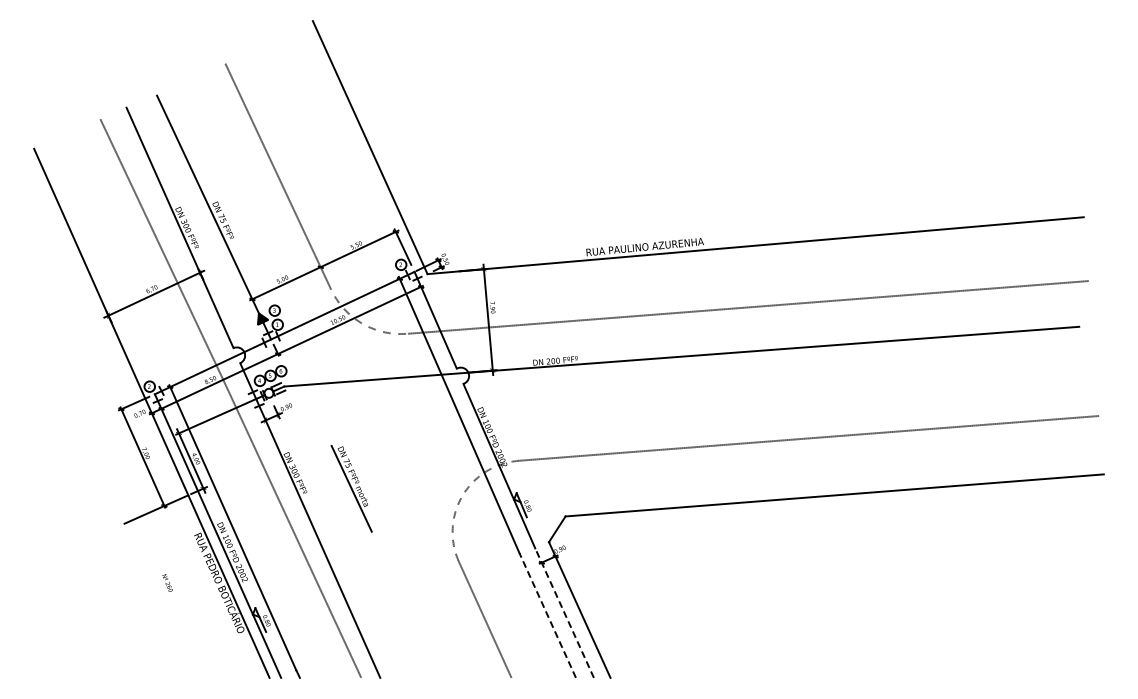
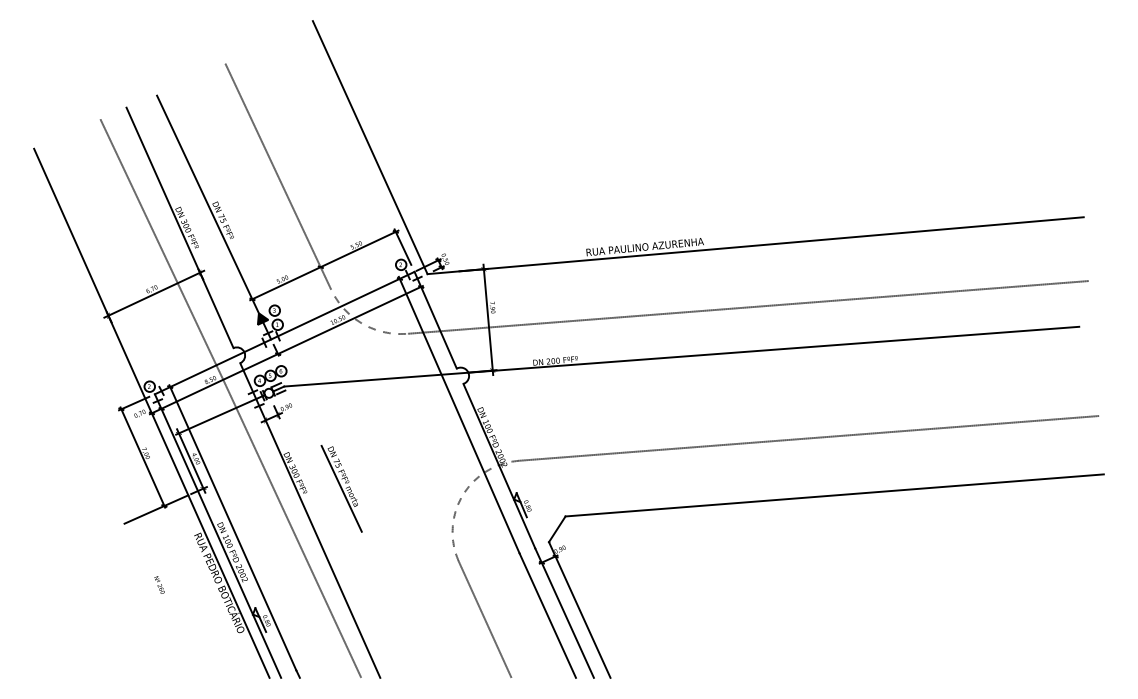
part position: (351, 488) -> (341, 488) (341, 488)
text position: (167, 582) -> (159, 584) (159, 584)
line: dashed -> solid (564, 612)
line: dashed -> solid (547, 615)
